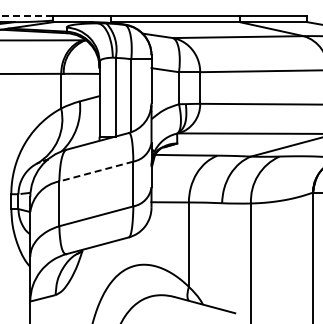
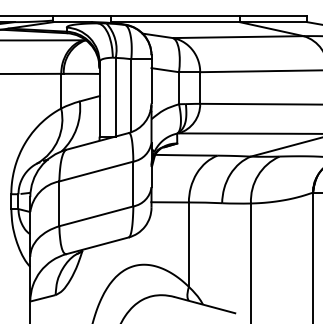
line: dashed -> solid (26, 16)
line: dashed -> solid (95, 171)
